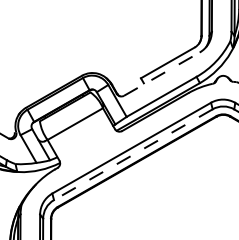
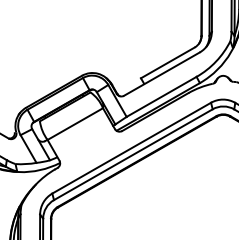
line: dashed -> solid (161, 74)
line: dashed -> solid (132, 154)
